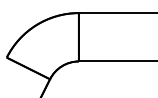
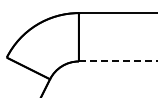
line: solid -> dashed (117, 61)
